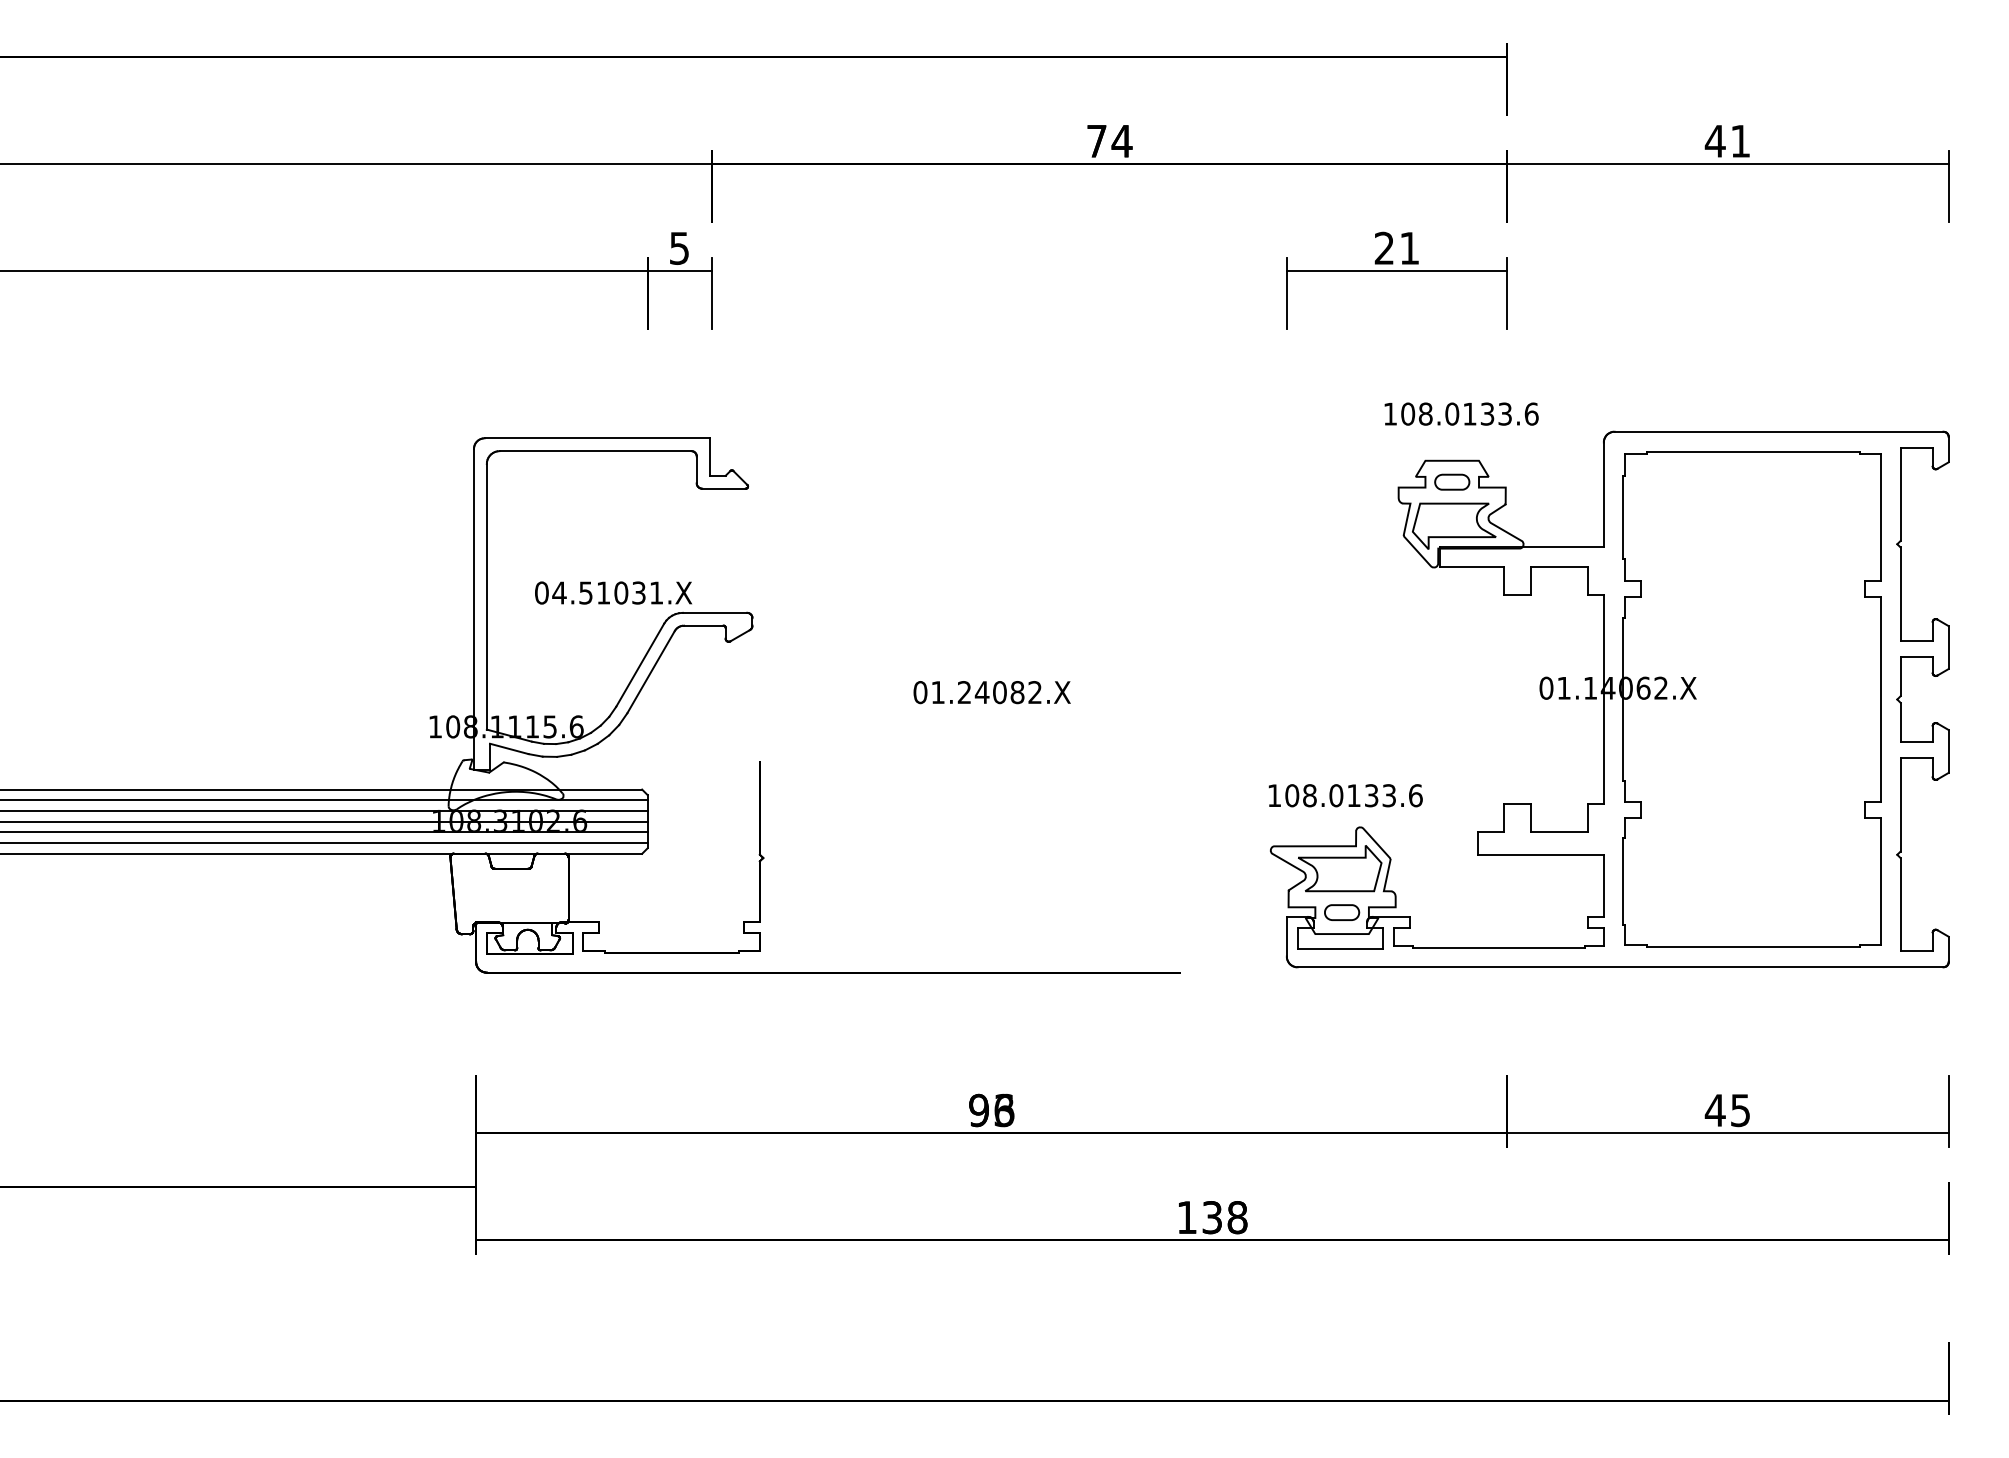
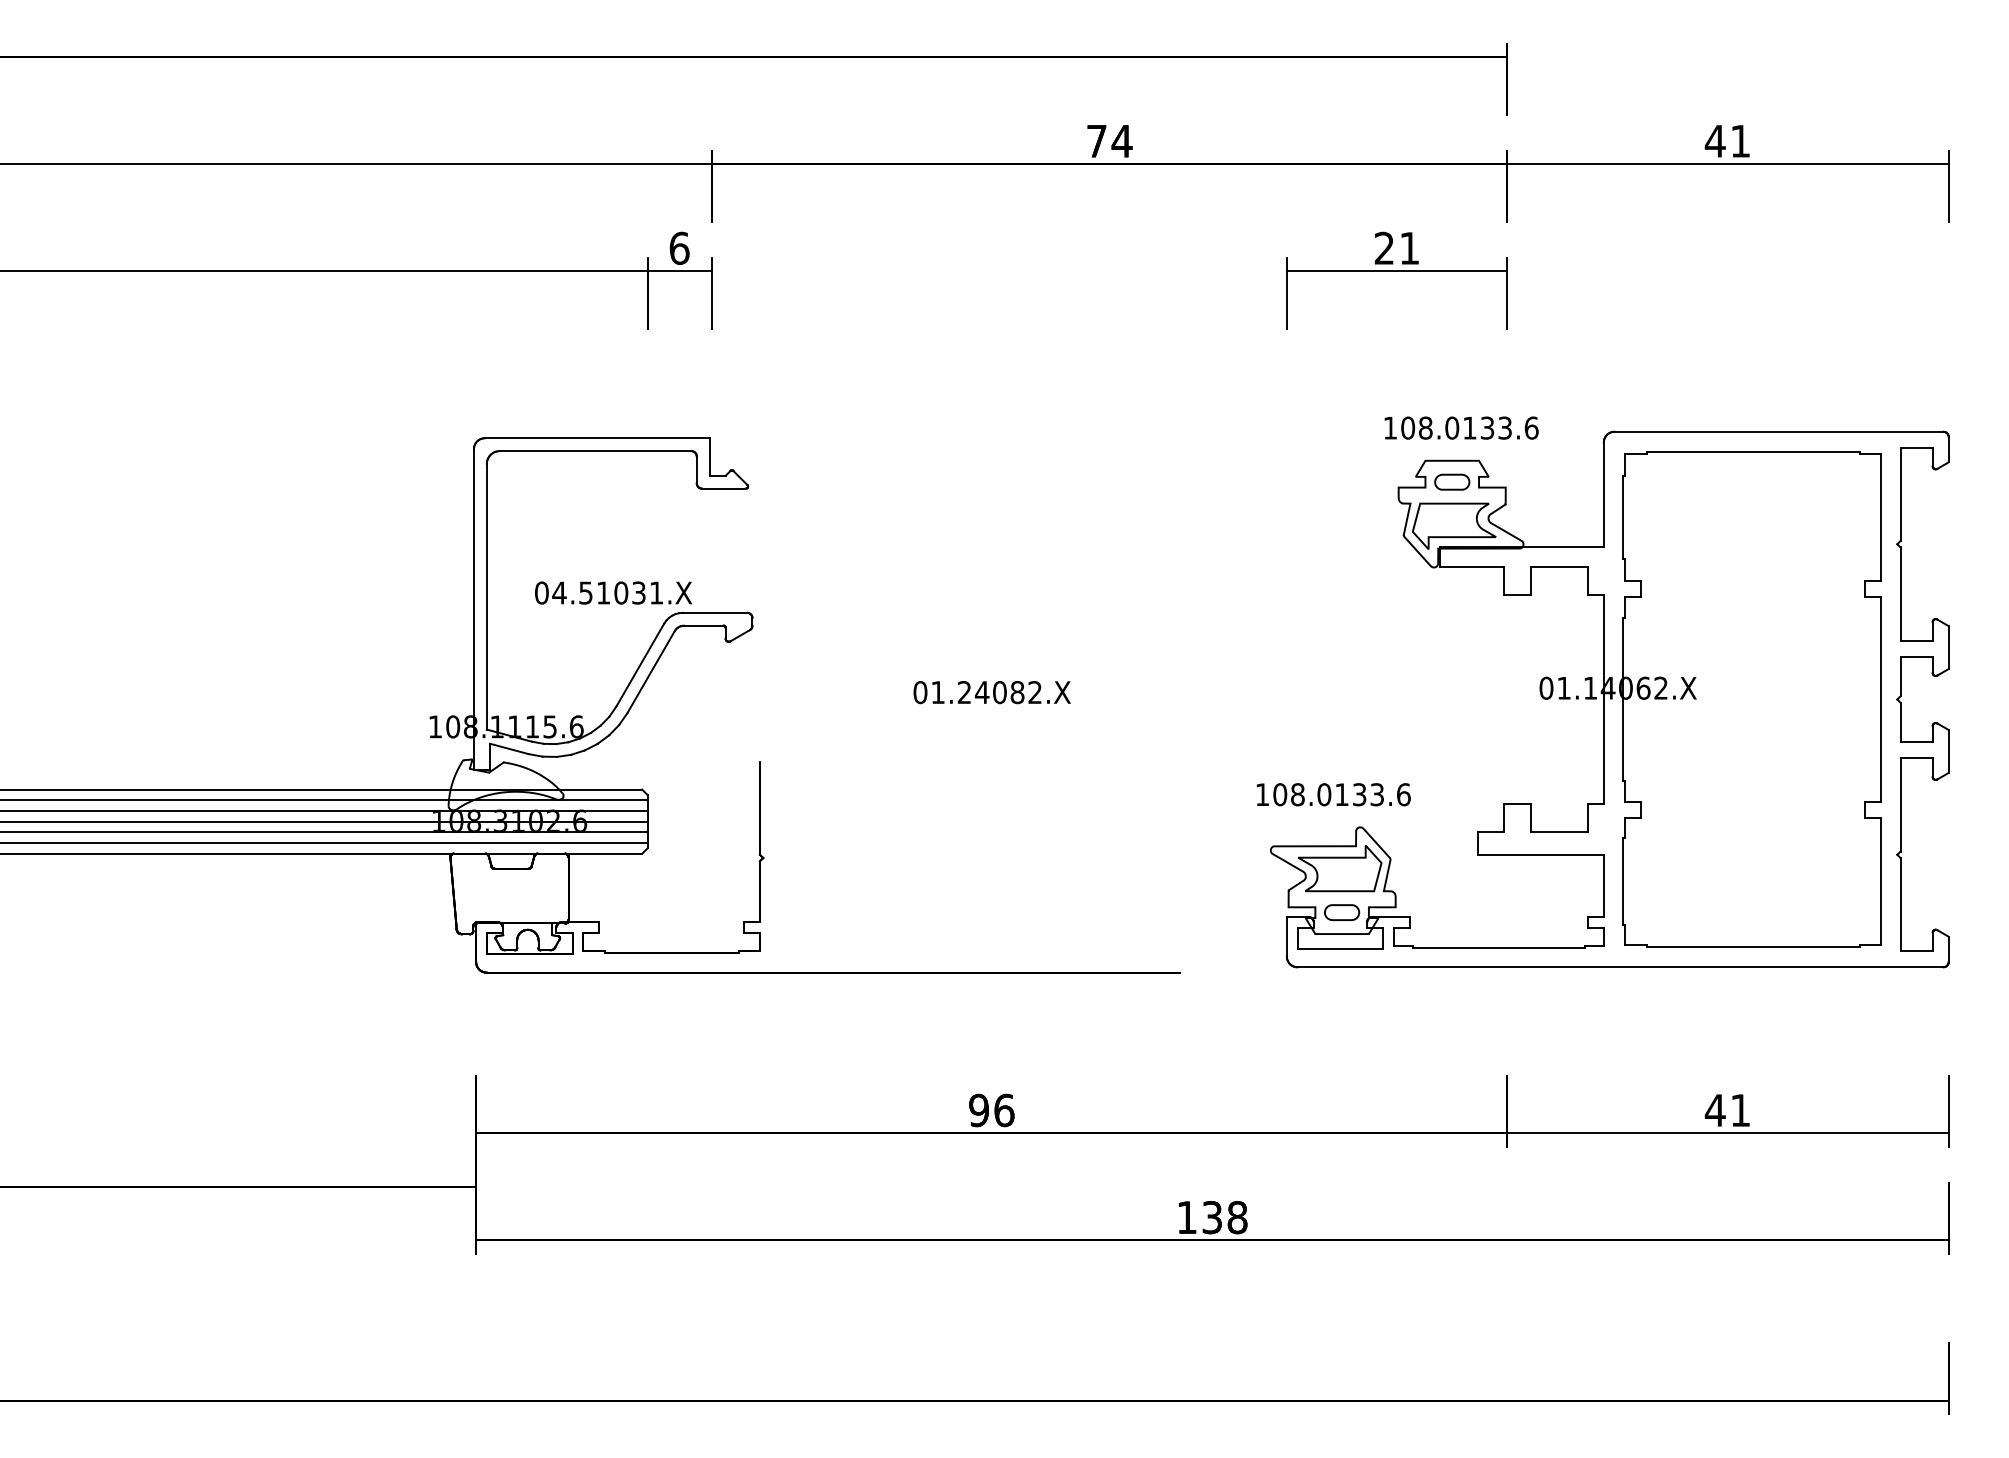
text: 5 -> 6 (679, 247)
text position: (1461, 413) -> (1461, 427) (1461, 427)
text position: (1345, 795) -> (1333, 794) (1333, 794)
text: 93 -> 96 (1004, 1110)
text: 45 -> 41 (1740, 1110)
